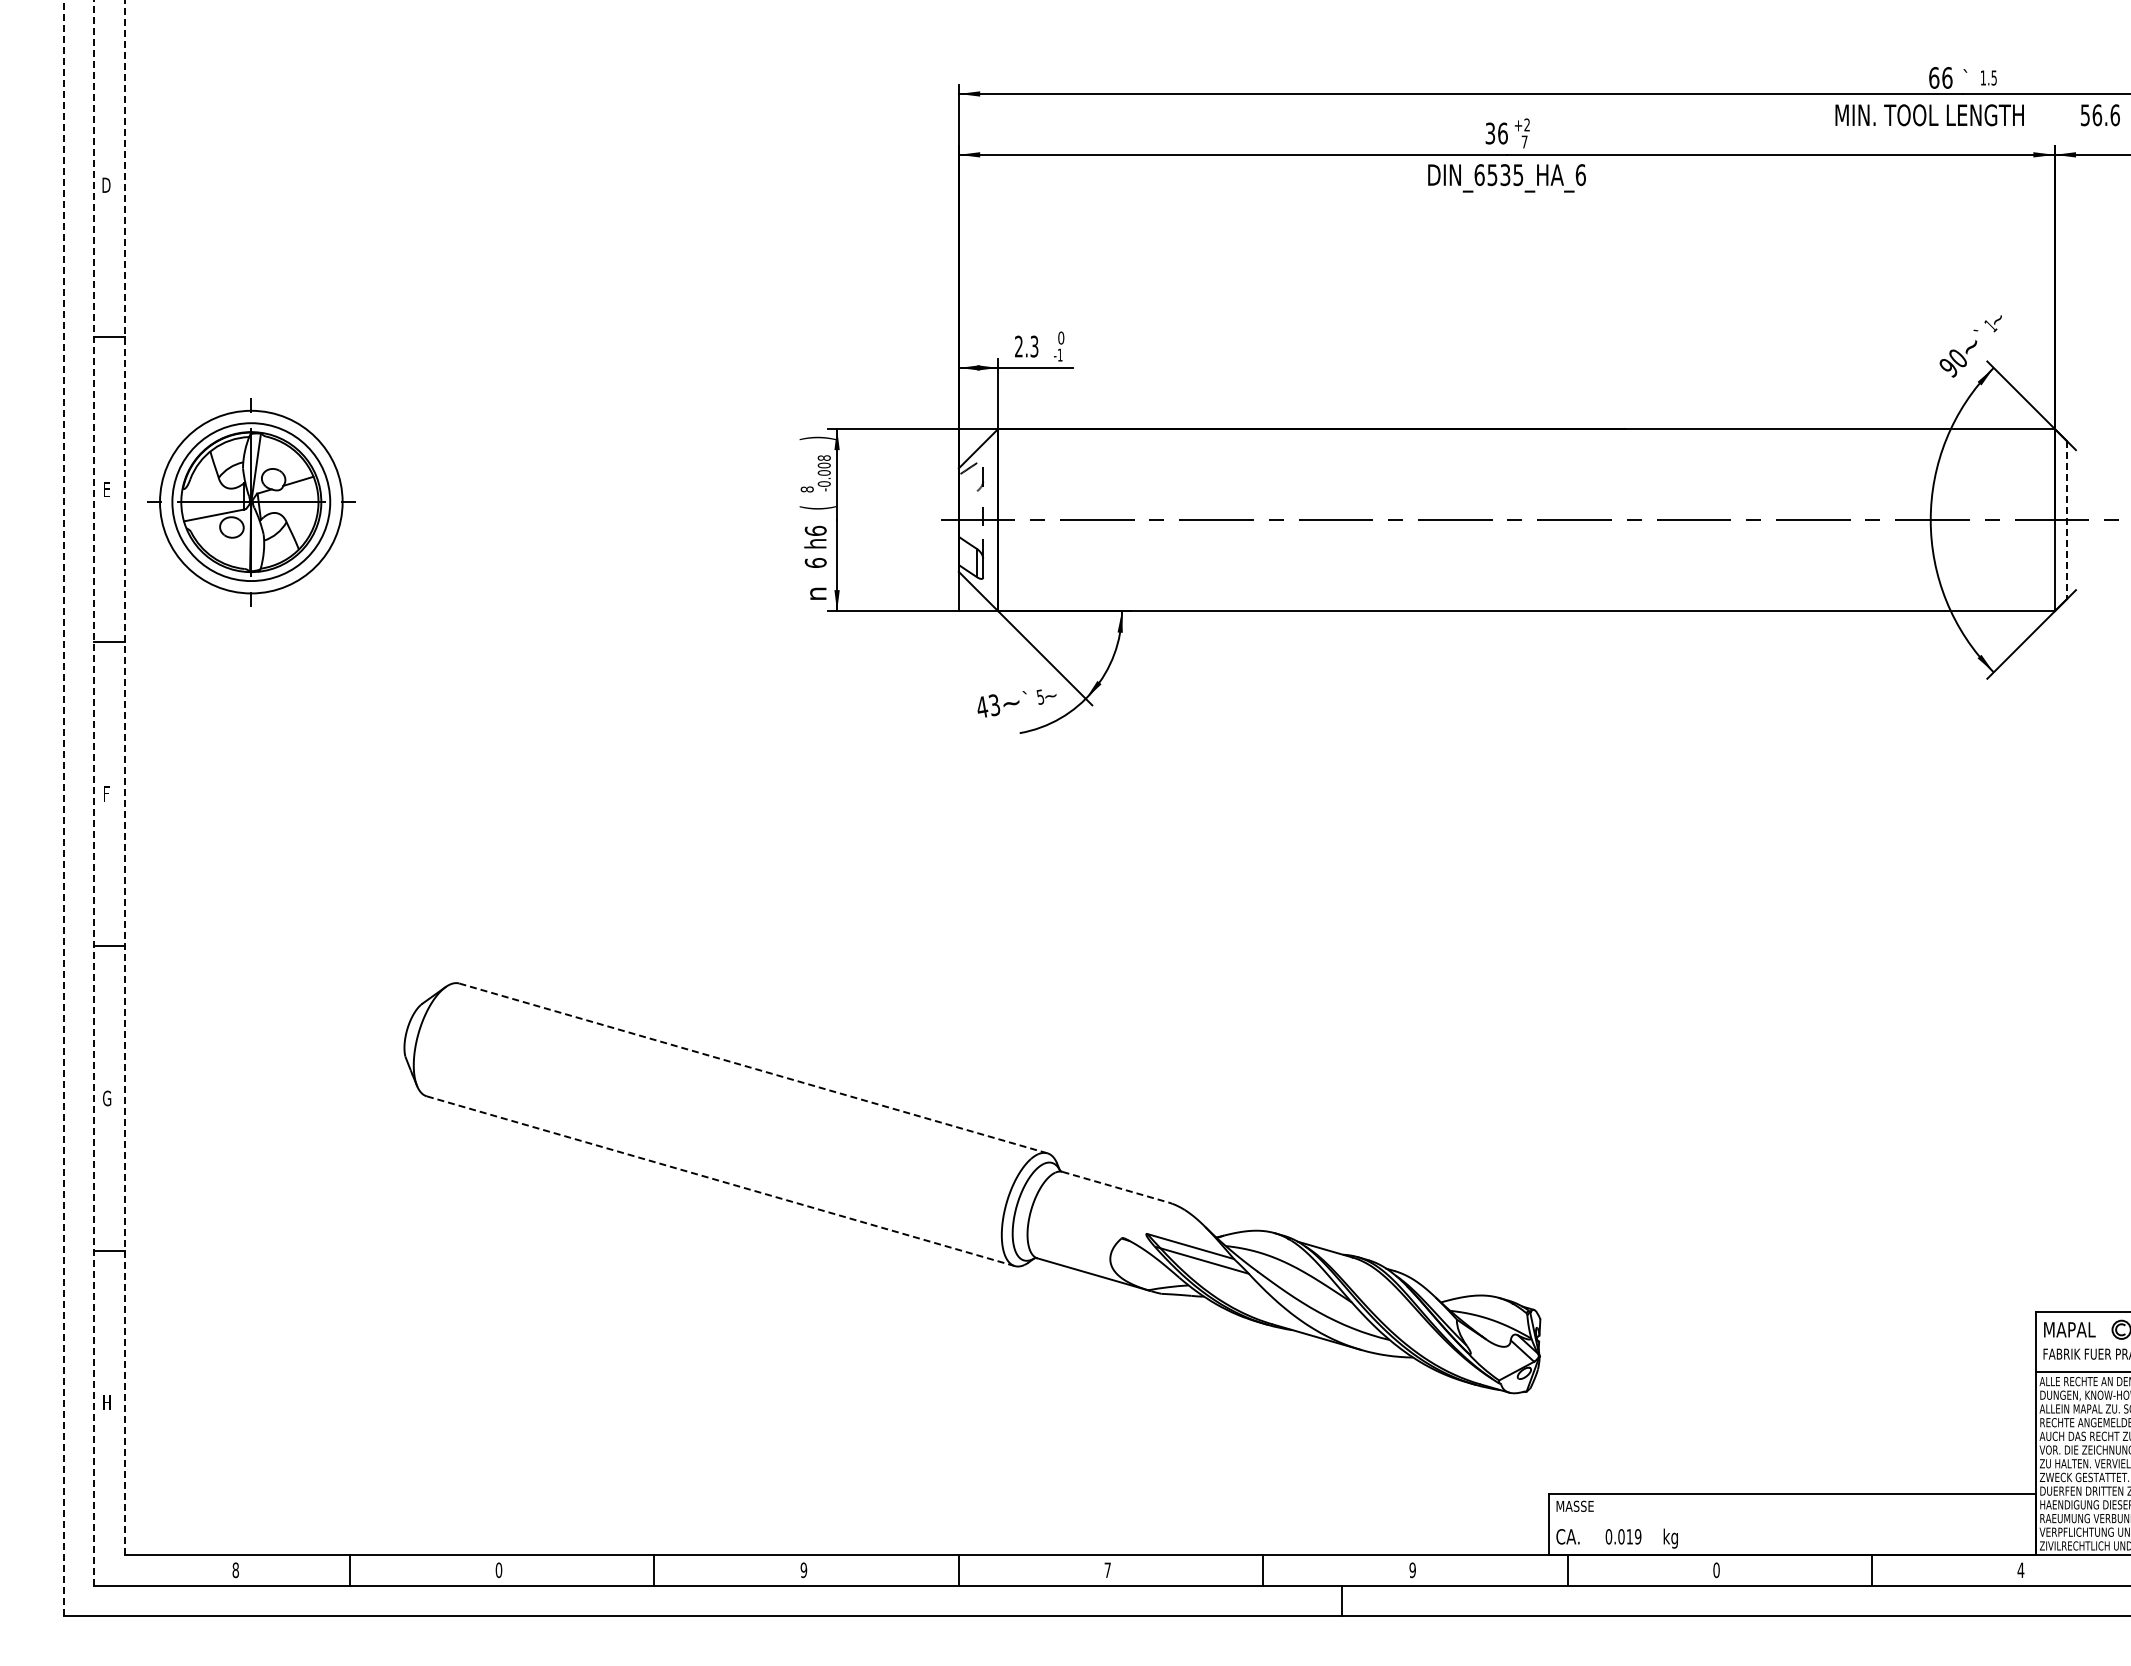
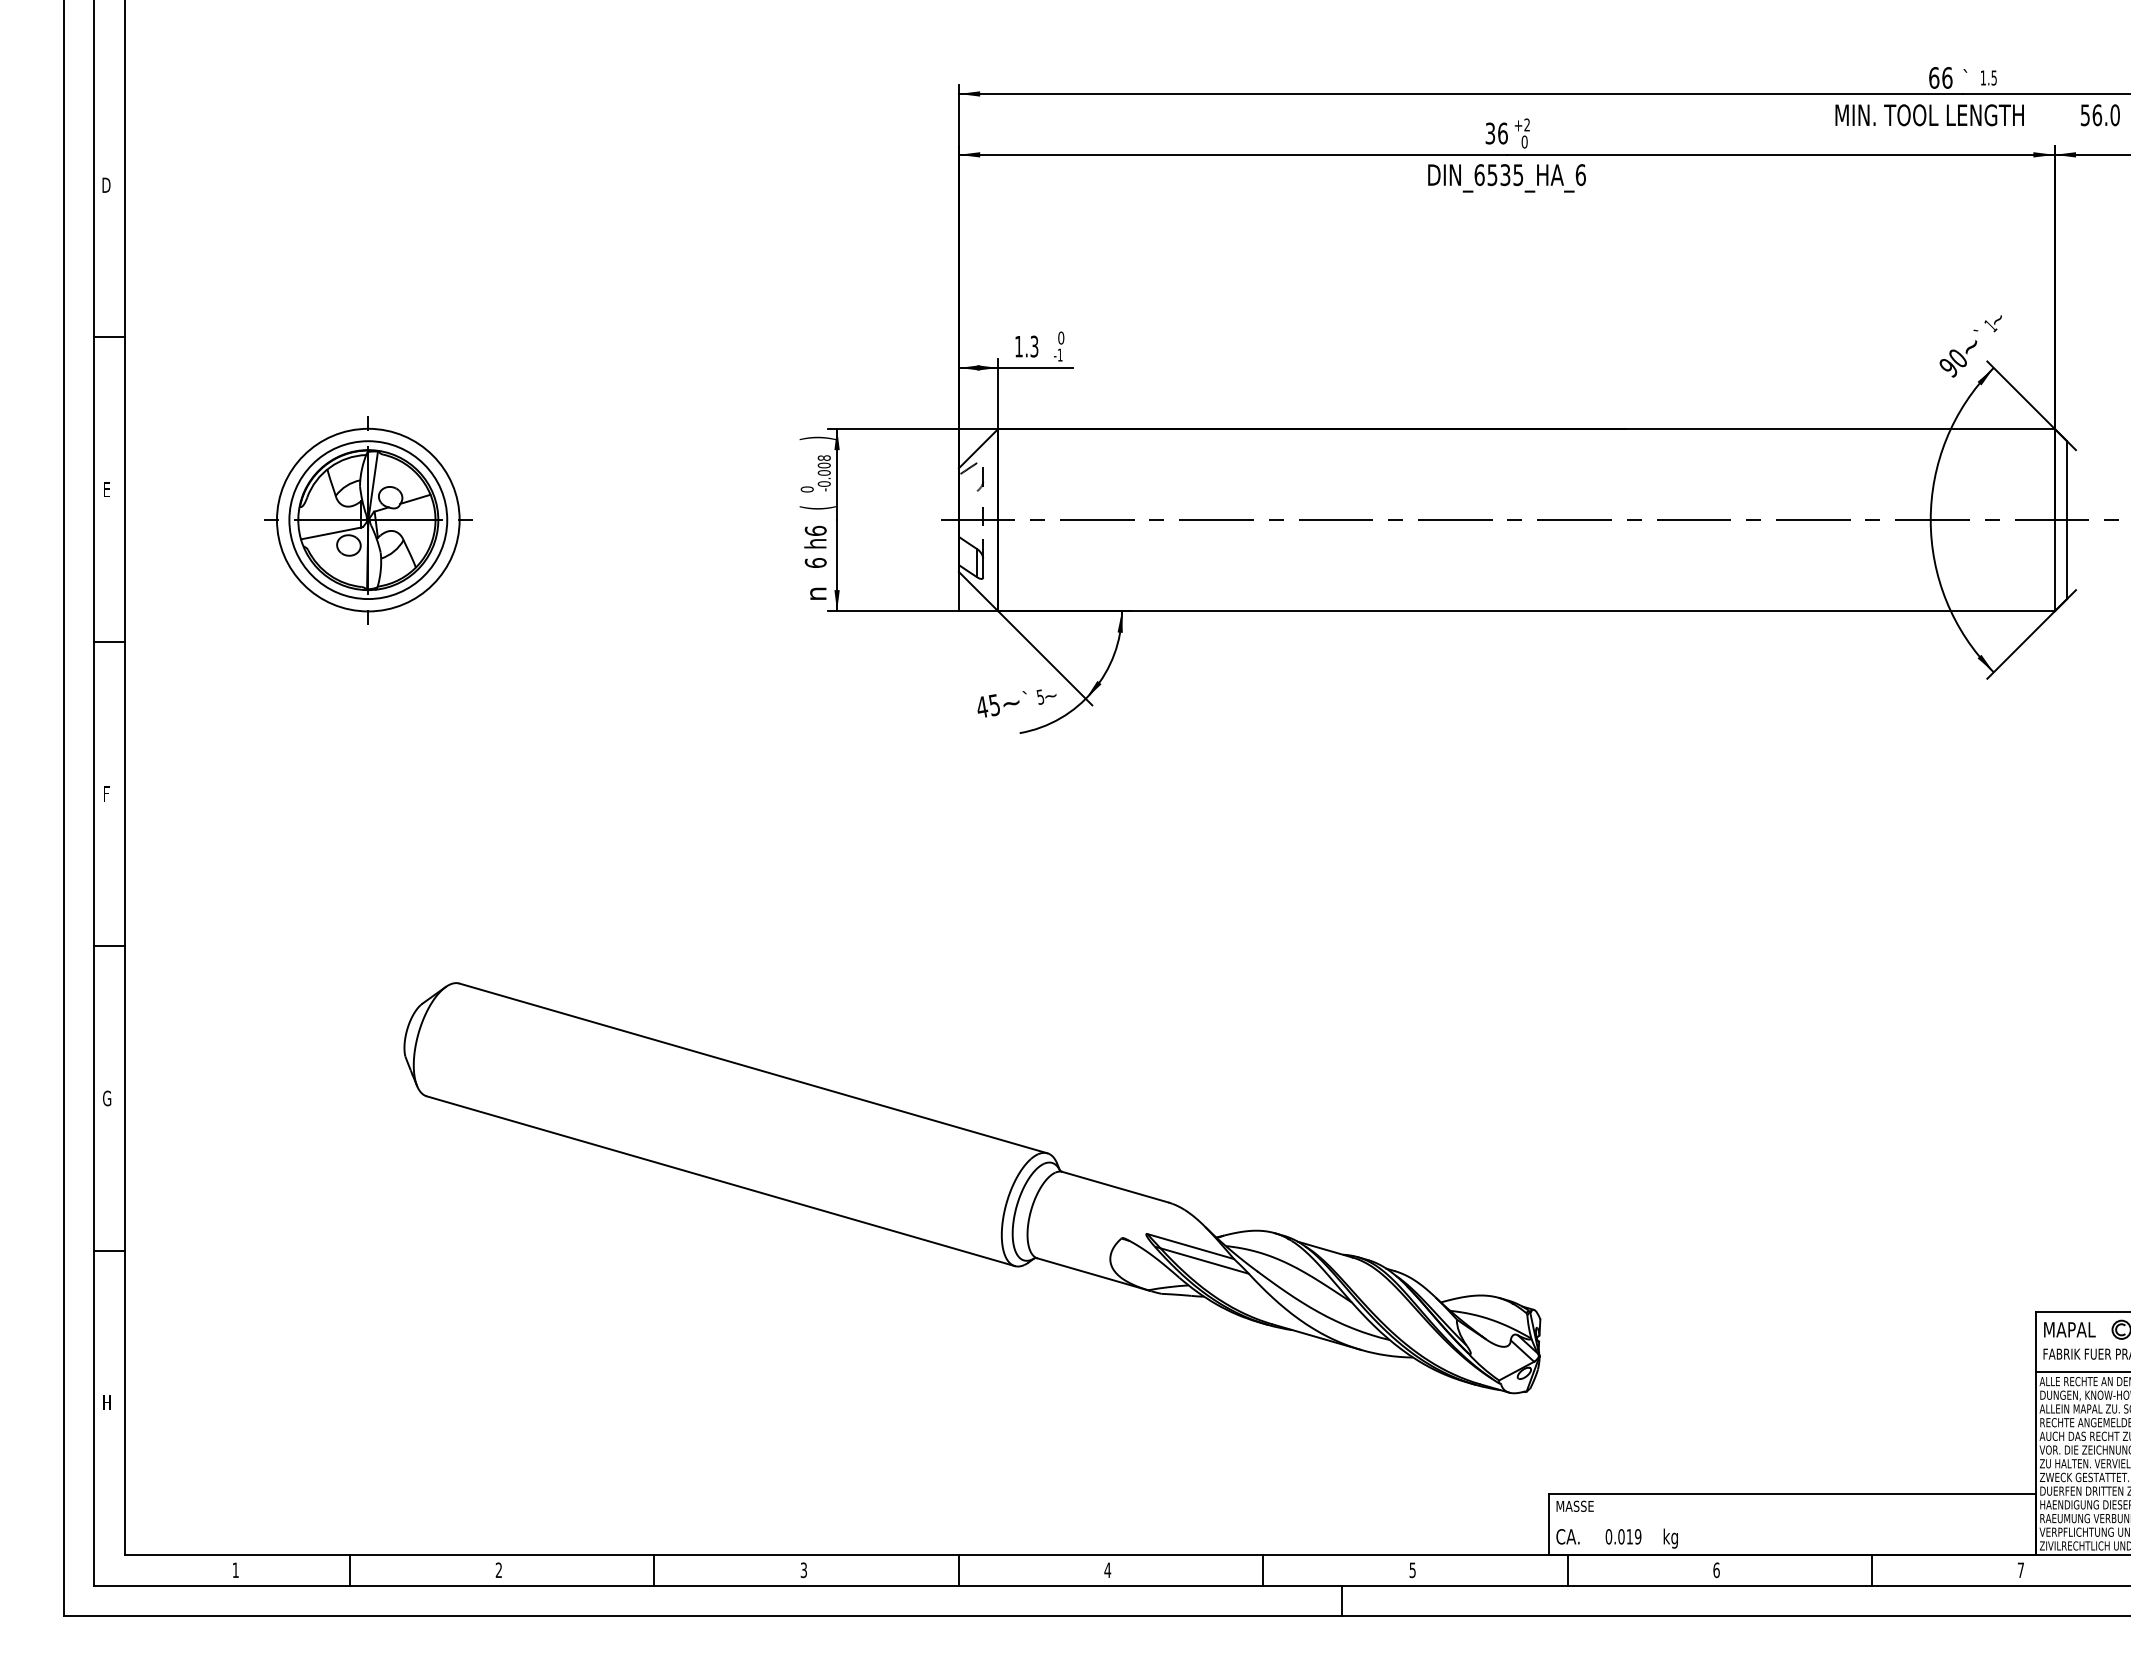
text: 56.6 -> 56.0 (2114, 114)
text: 7 -> 0 (1524, 141)
text: 2.3 -> 1.3 (1018, 346)
text: 8 -> 0 (807, 489)
part position: (251, 502) -> (368, 520) (368, 520)
line: dashed -> solid (2067, 520)
text: 43 -> 45 (994, 704)
line: dashed -> solid (124, 777)
line: dashed -> solid (94, 792)
line: dashed -> solid (63, 807)
line: dashed -> solid (752, 1068)
line: dashed -> solid (720, 1181)
line: dashed -> solid (1115, 1187)
text: 9 -> 3 (803, 1569)
text: 7 -> 4 (1107, 1569)
text: 9 -> 5 (1412, 1569)
text: 0 -> 6 (1716, 1569)
text: 4 -> 7 (2020, 1569)
text: 8 -> 1 (235, 1570)
text: 0 -> 2 (498, 1570)
